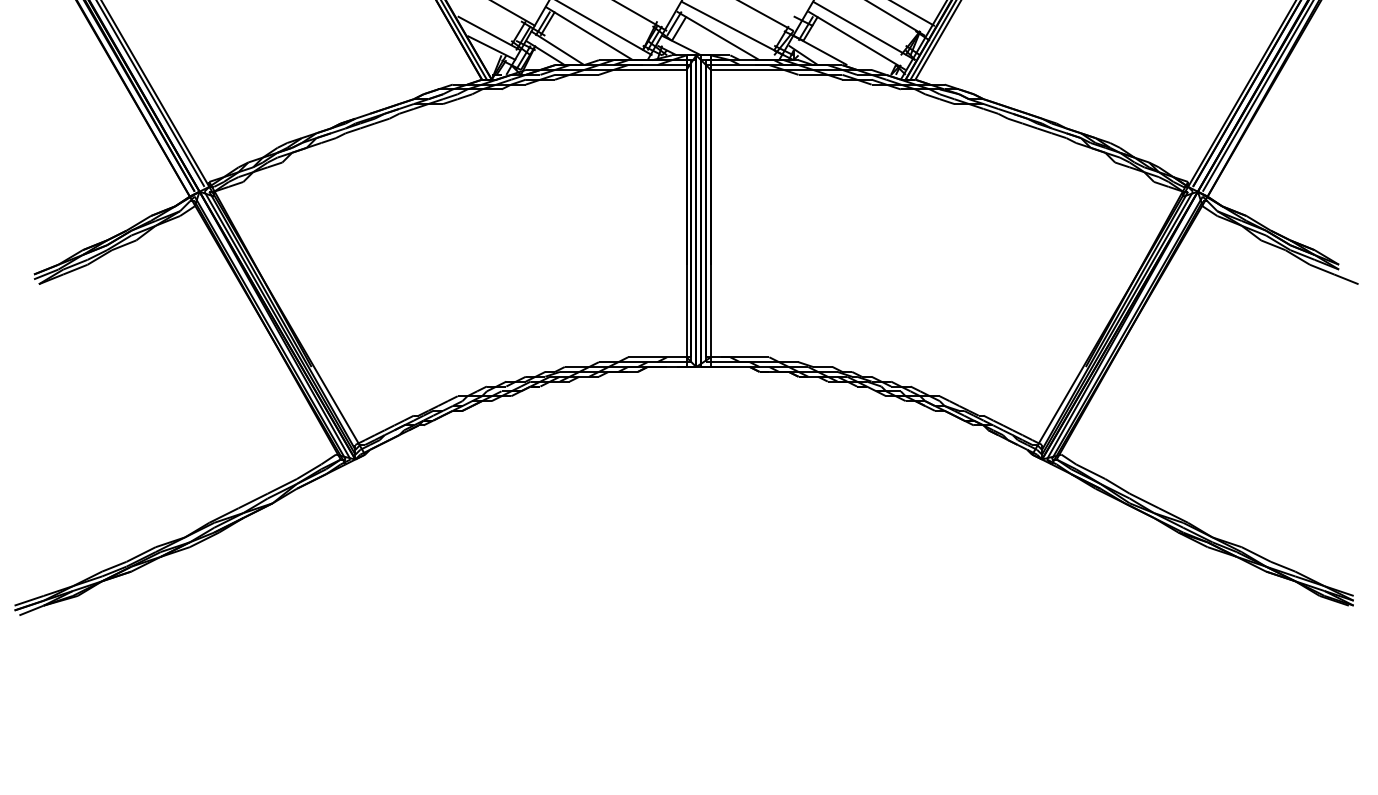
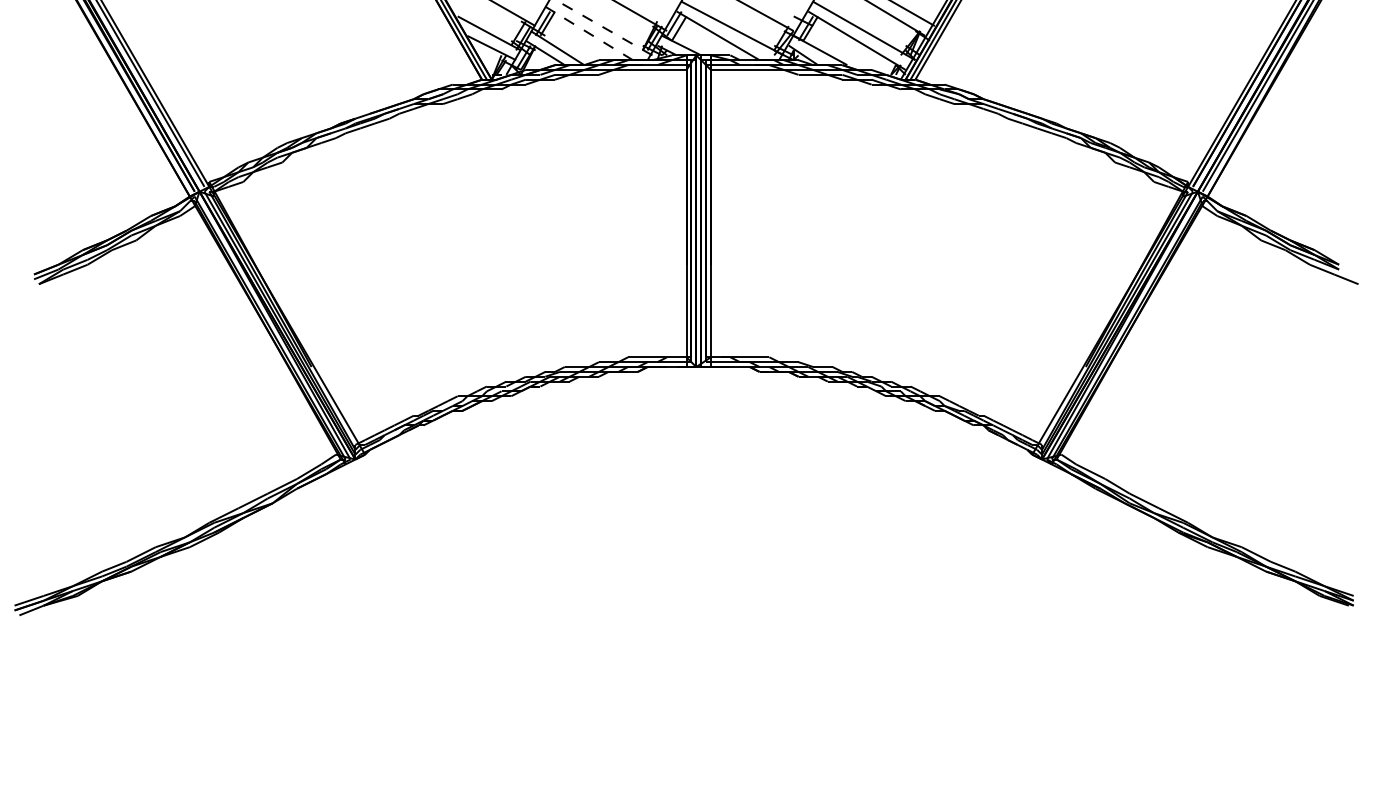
line: solid -> dashed (603, 27)
line: solid -> dashed (588, 33)
